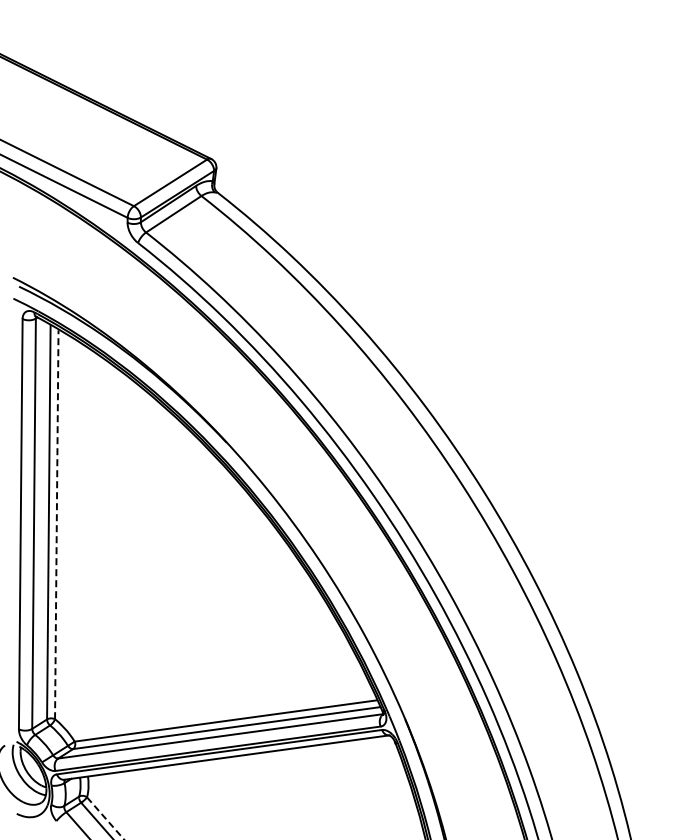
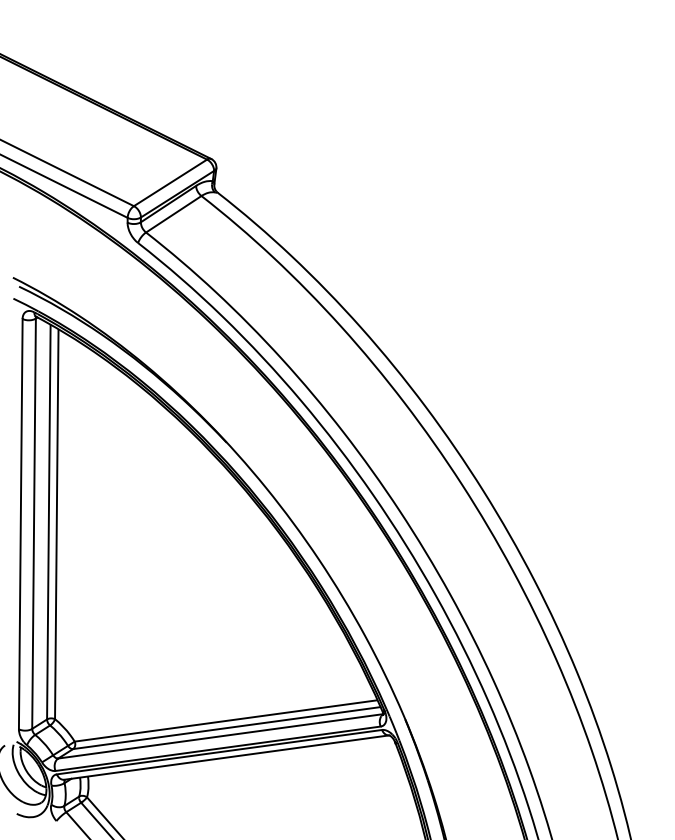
line: dashed -> solid (56, 524)
line: dashed -> solid (105, 818)
